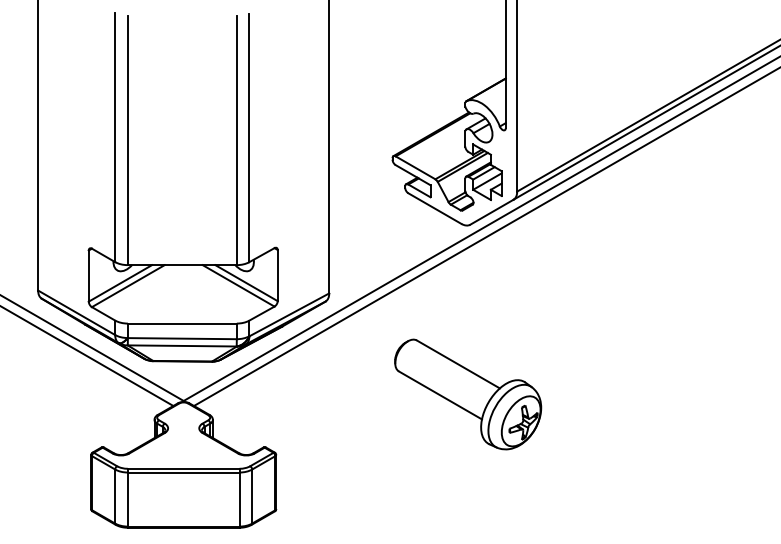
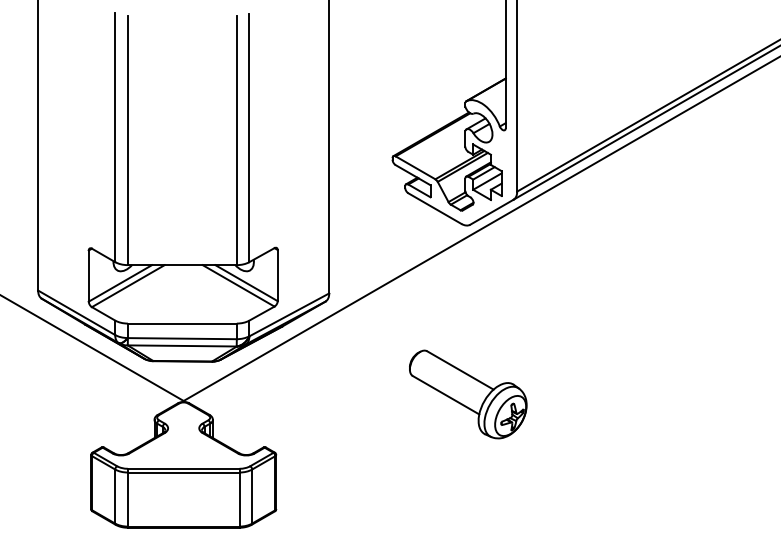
line: present -> none (485, 236)
line: present -> none (87, 356)
part size: 149x113 px -> 119x91 px (468, 394)
